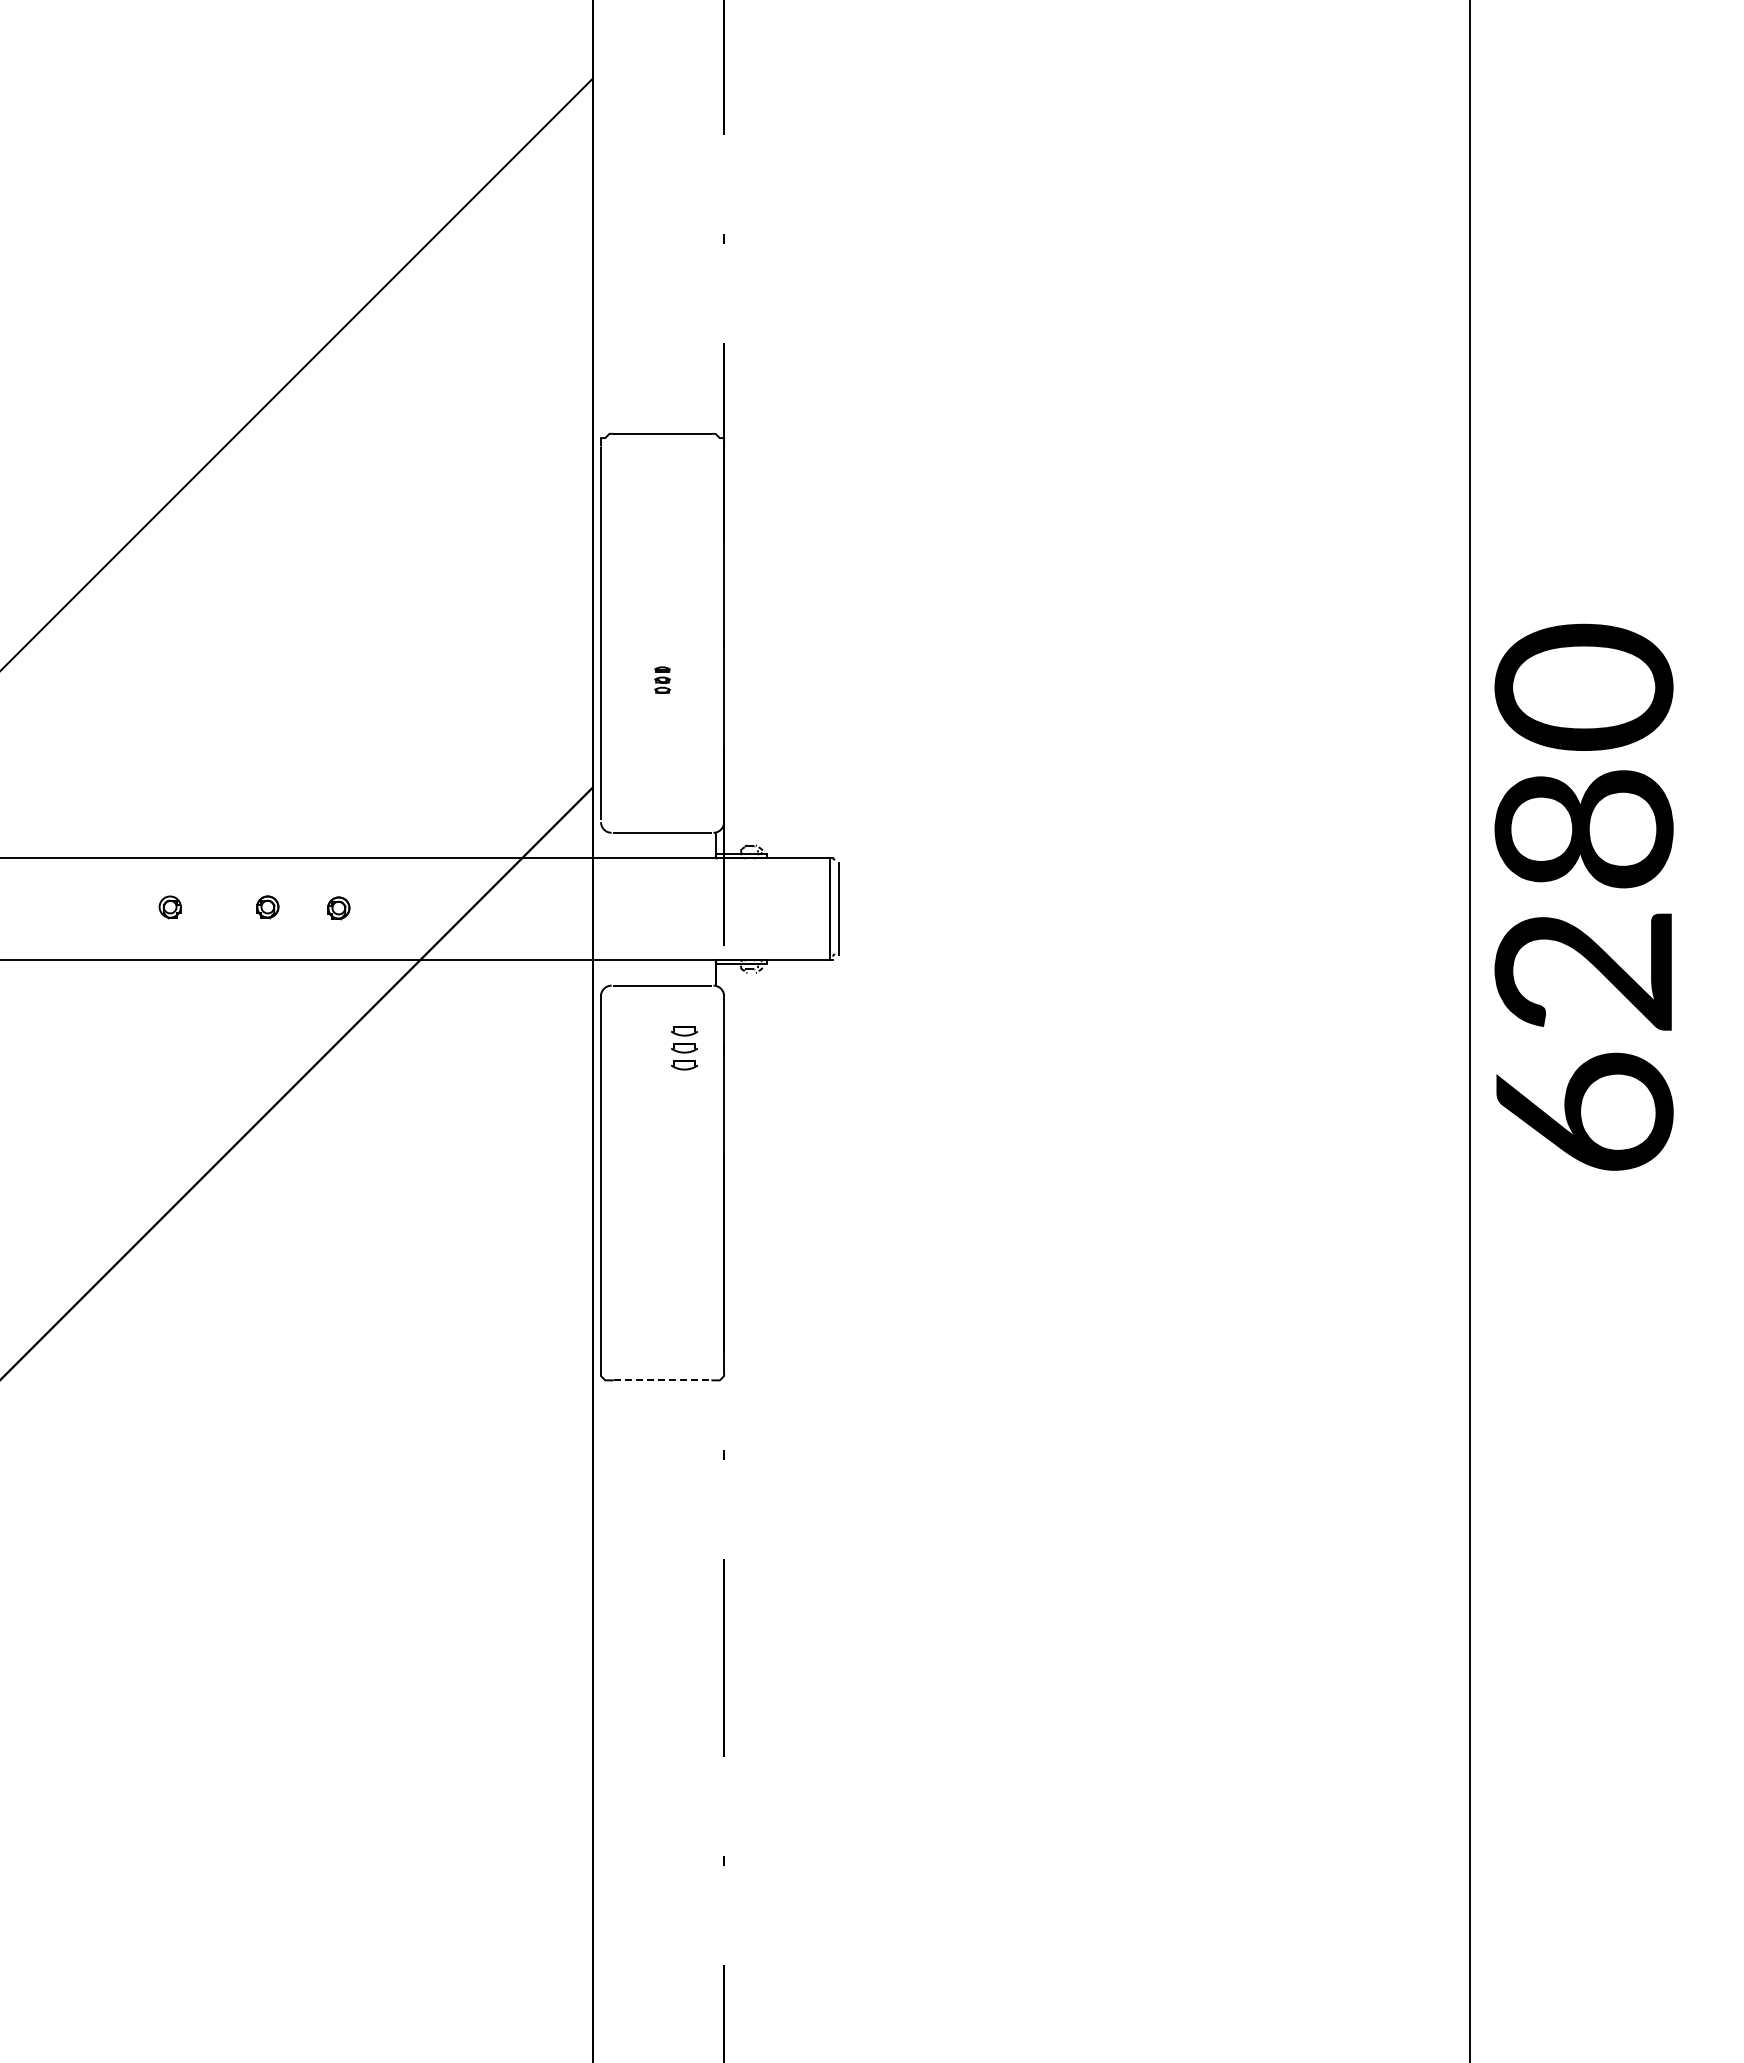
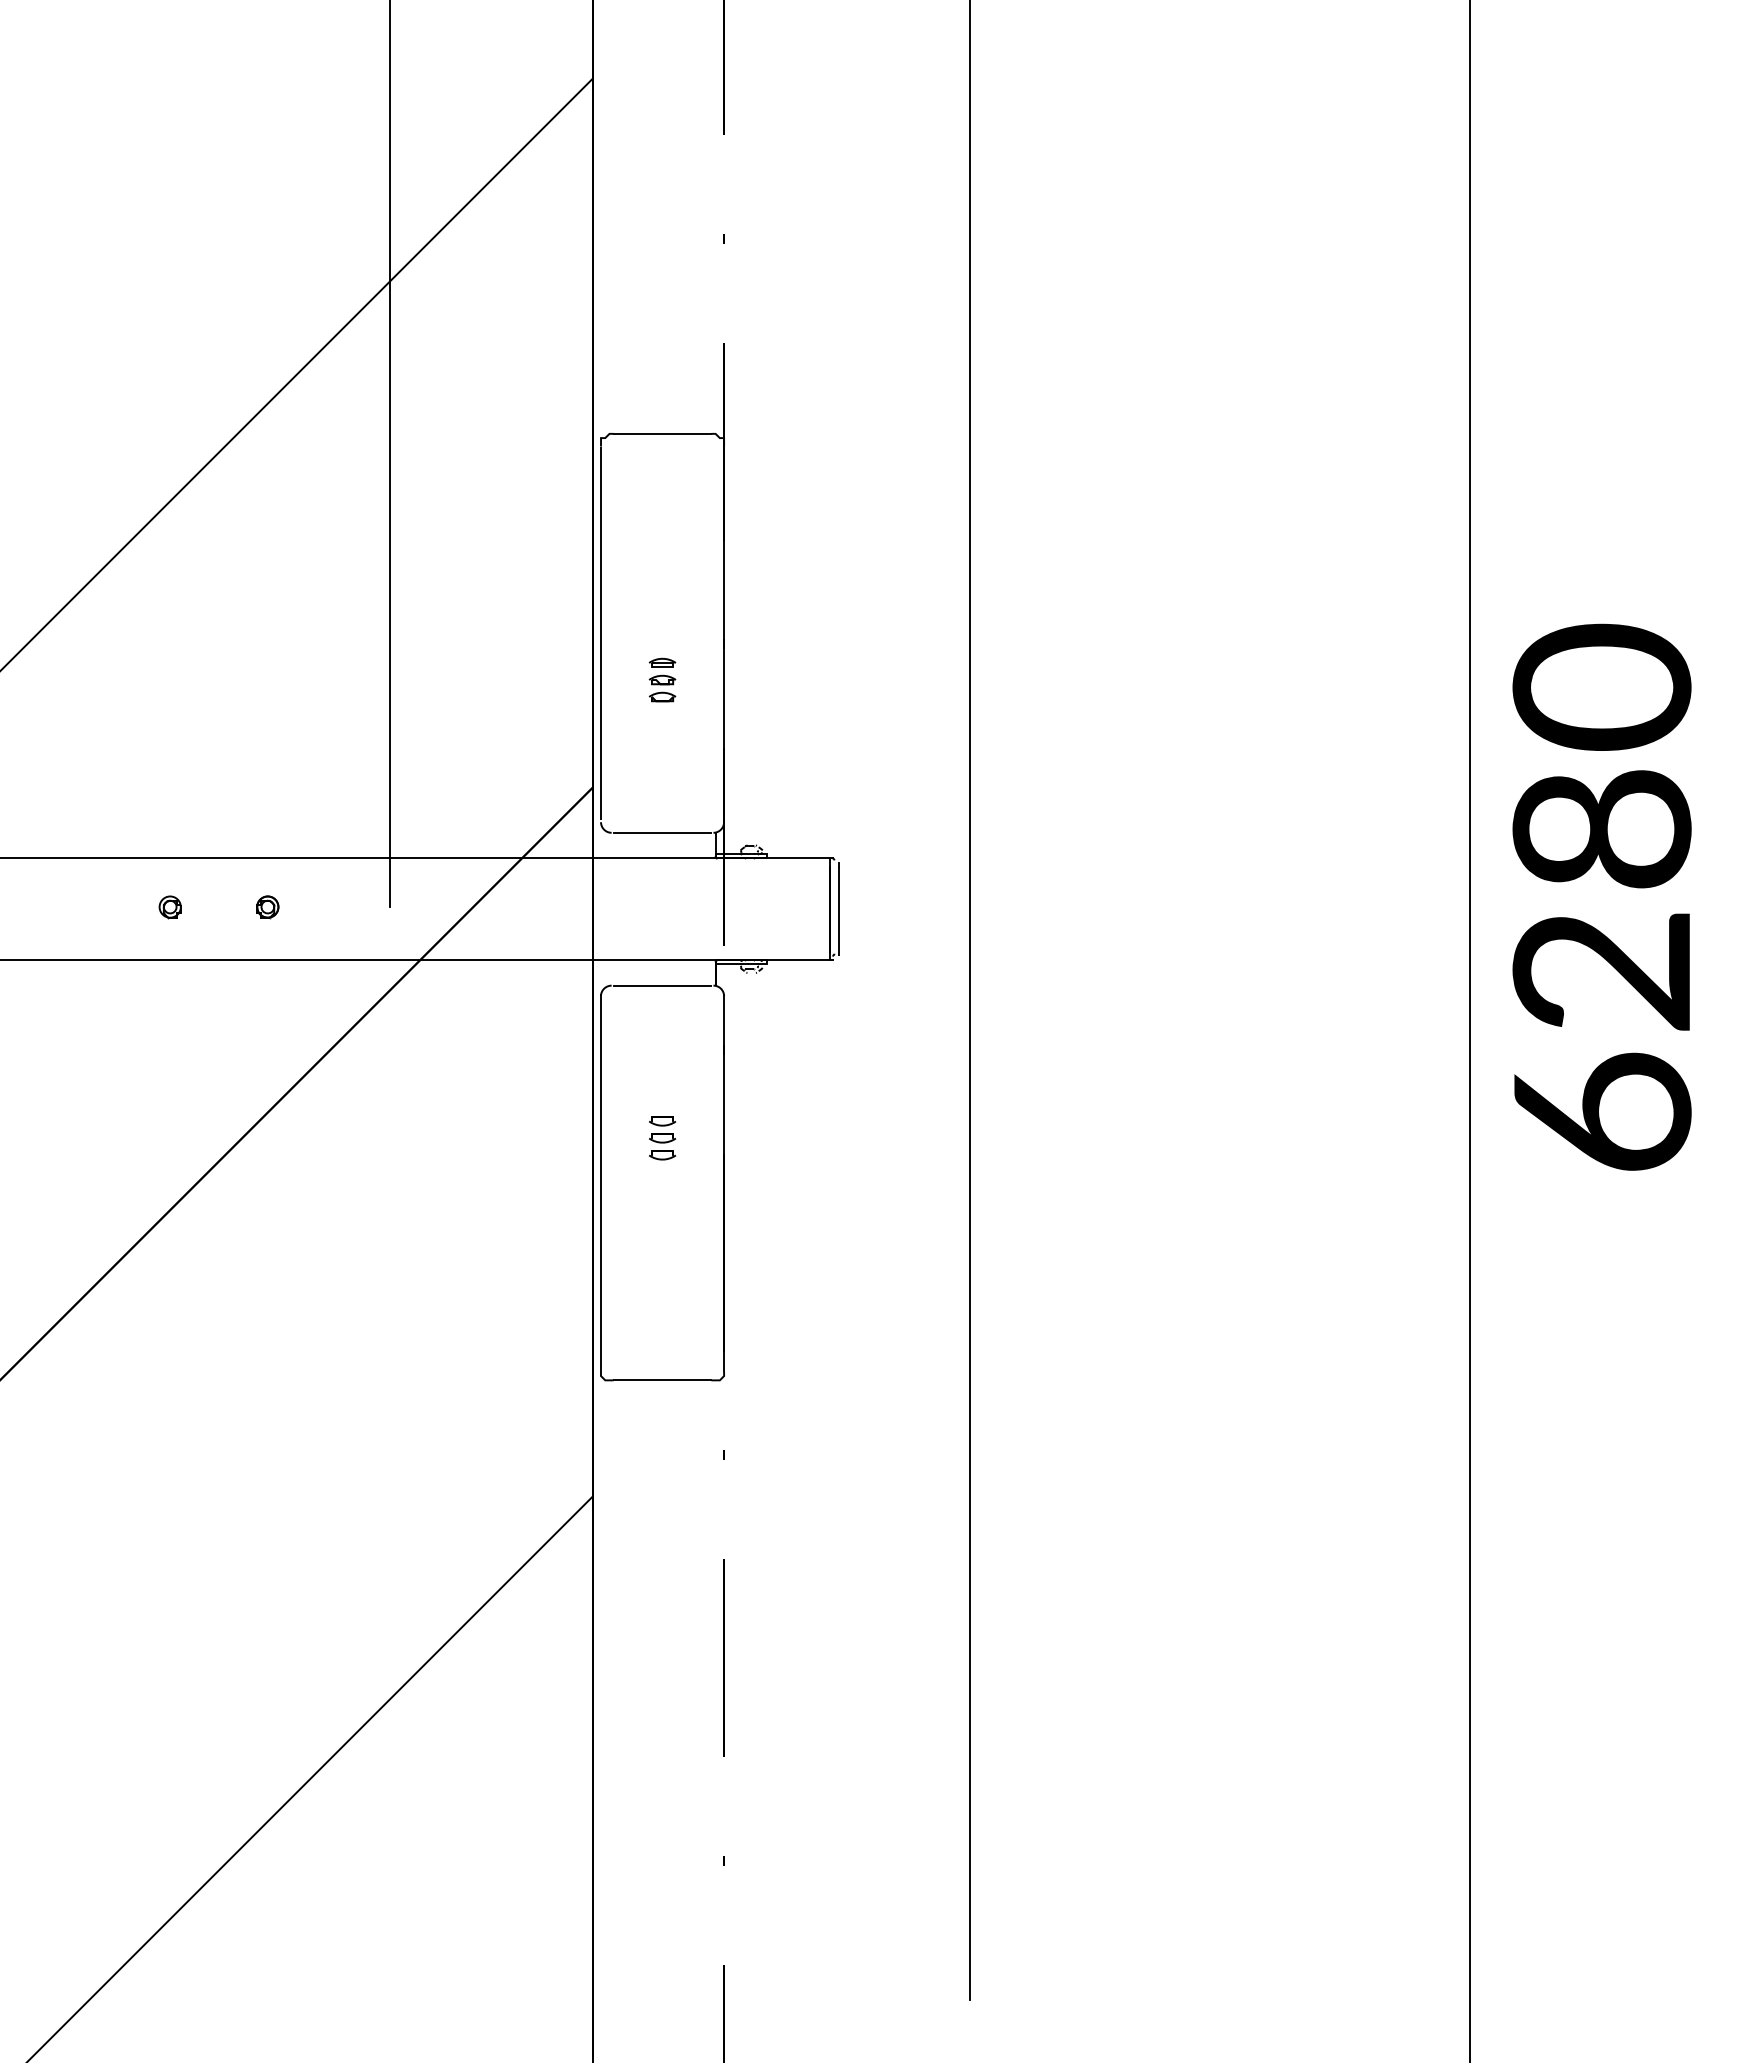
line: none -> present (390, 454)
part size: 17x28 px -> 29x46 px (662, 679)
text position: (1583, 896) -> (1601, 896) (1601, 896)
part: present -> none (338, 908)
line: none -> present (970, 1000)
part position: (684, 1048) -> (662, 1138) (662, 1138)
line: dashed -> solid (662, 1380)
line: none -> present (310, 1777)
